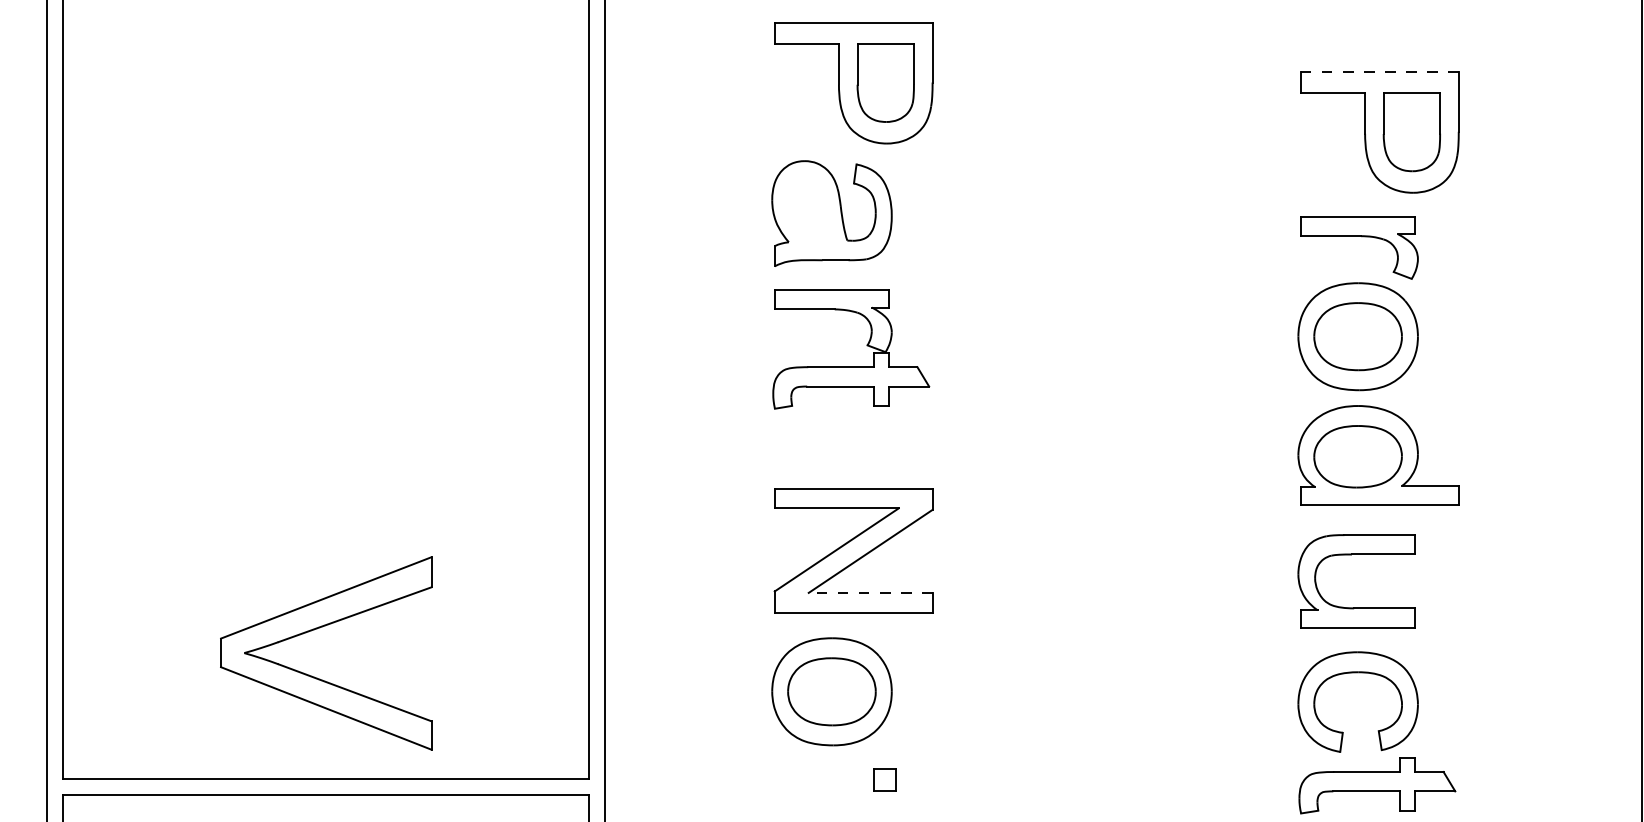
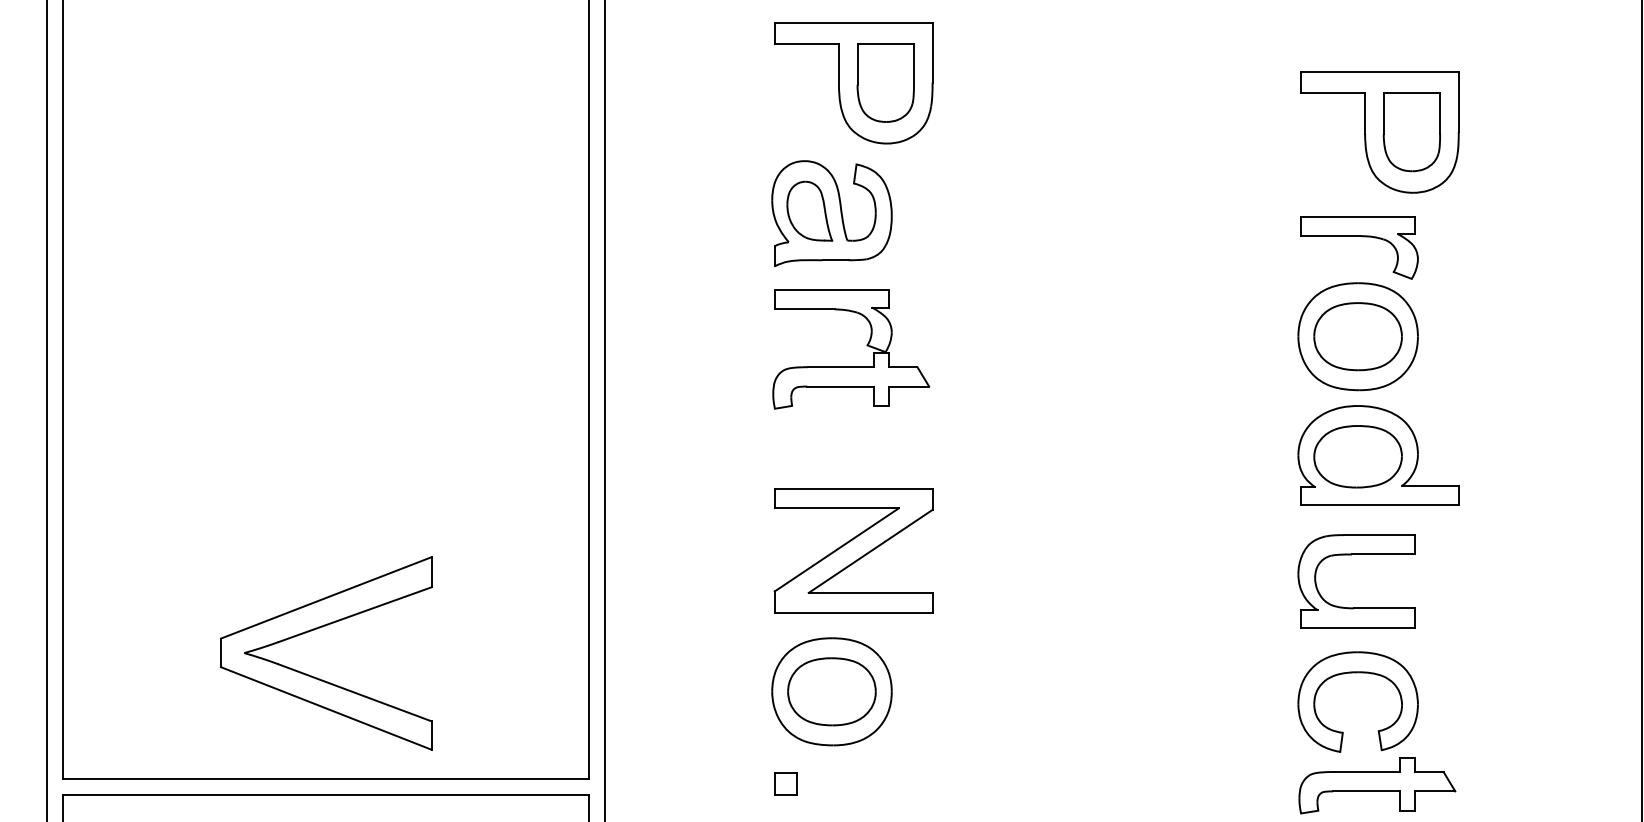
line: dashed -> solid (1379, 72)
part: none -> present (809, 210)
line: dashed -> solid (870, 592)
part position: (884, 779) -> (785, 783) (785, 783)
